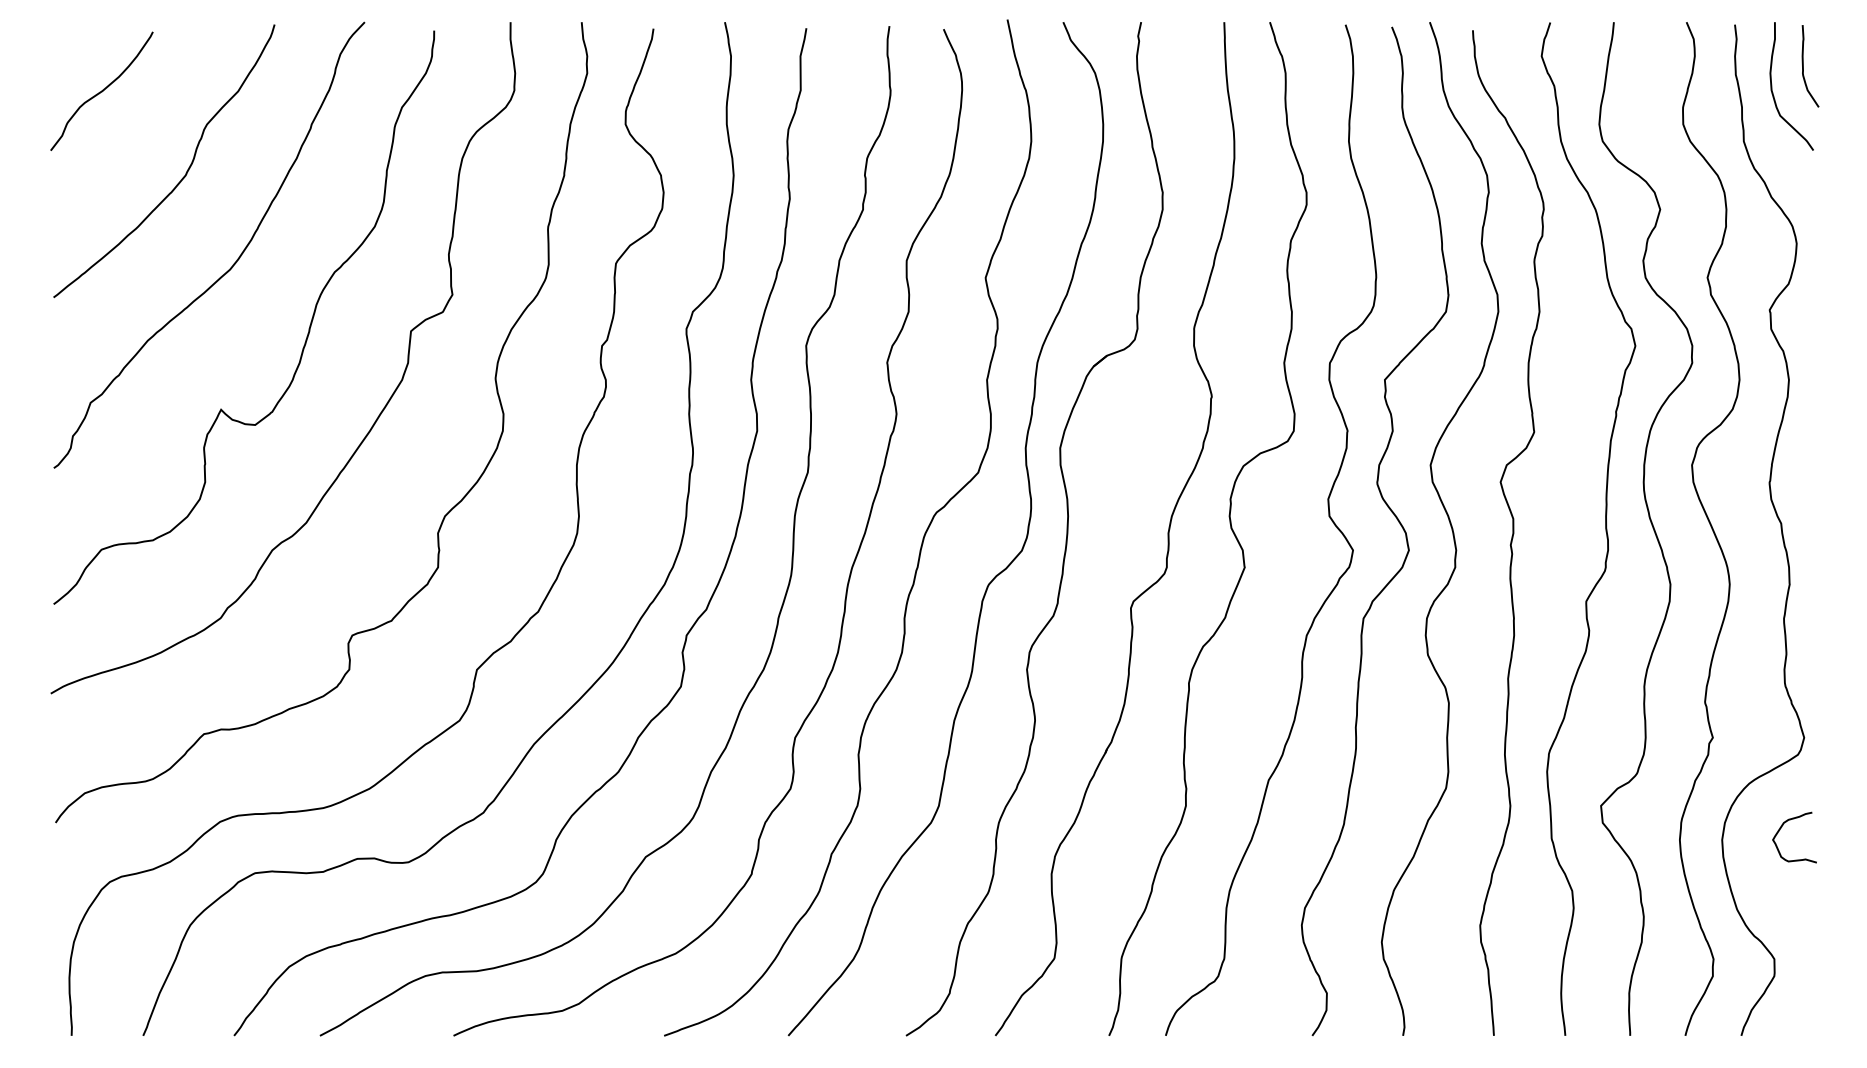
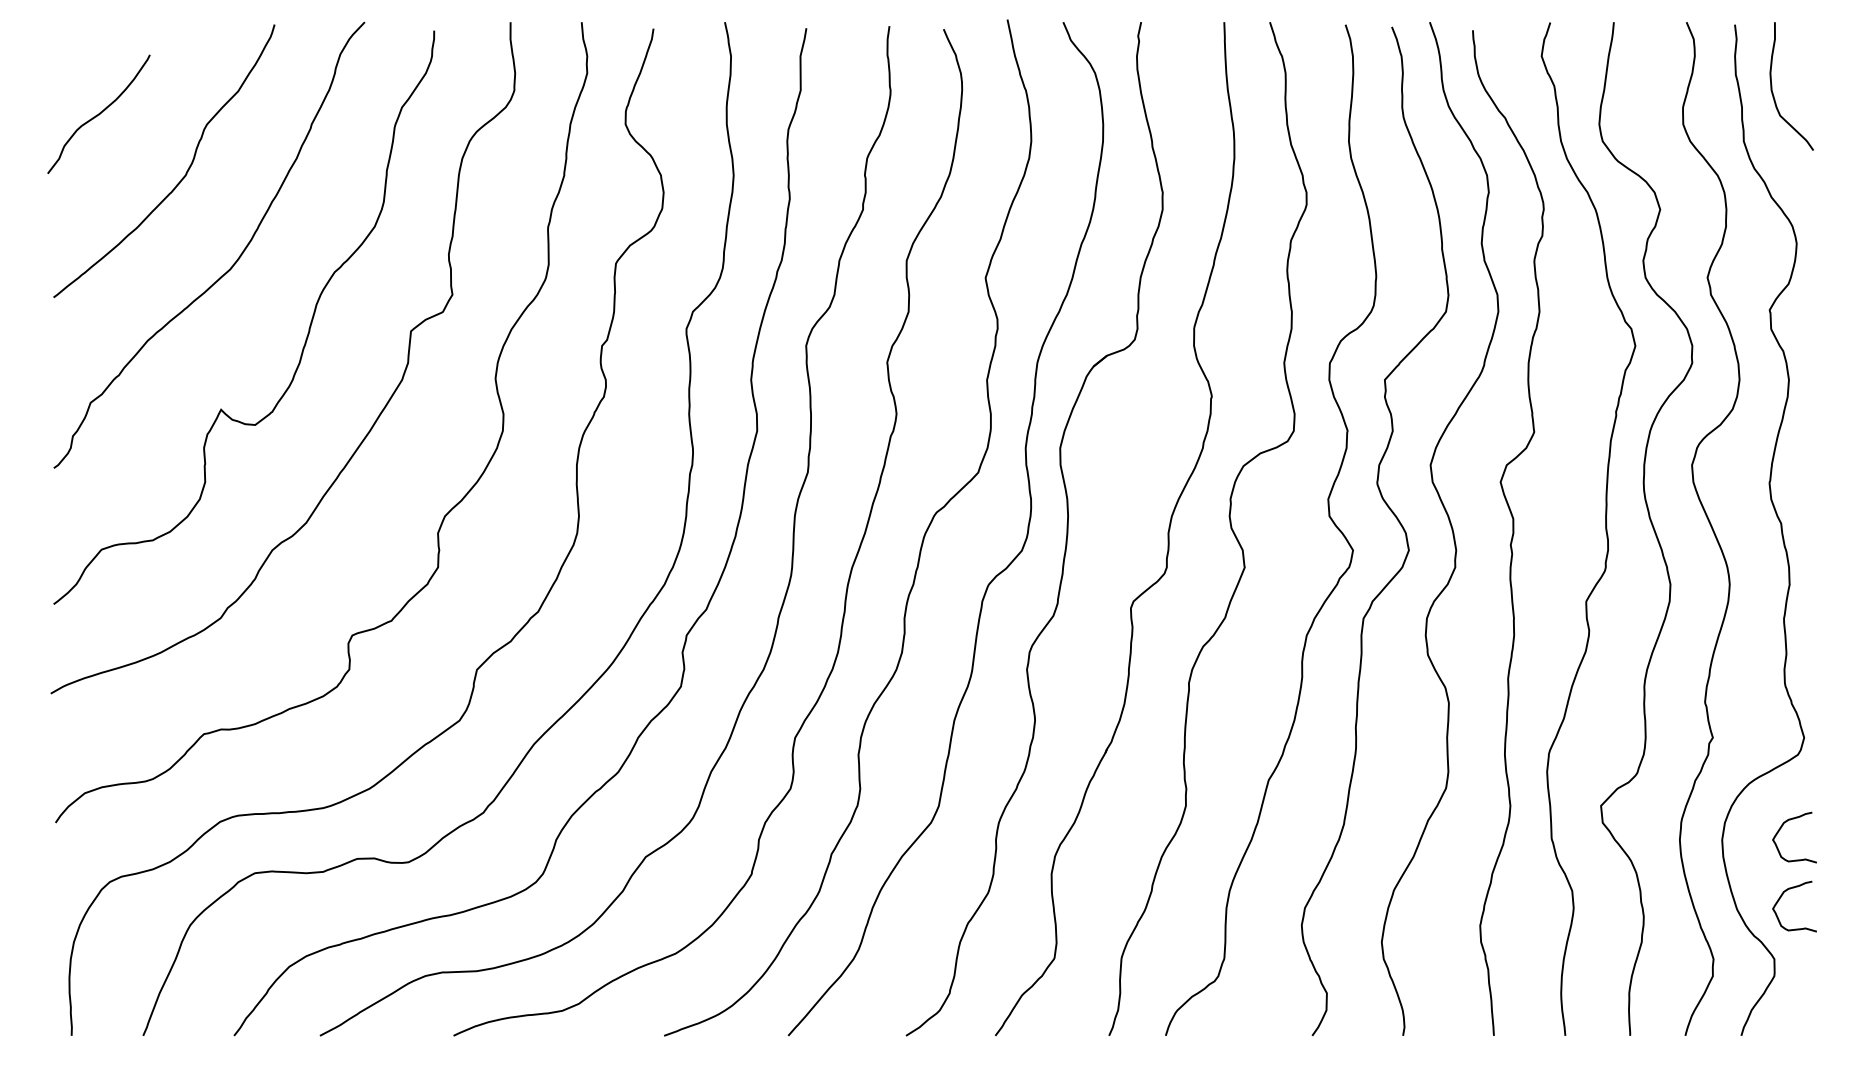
curve: present -> none (1803, 66)
curve position: (101, 90) -> (98, 113) (98, 113)
curve: none -> present (1780, 899)
